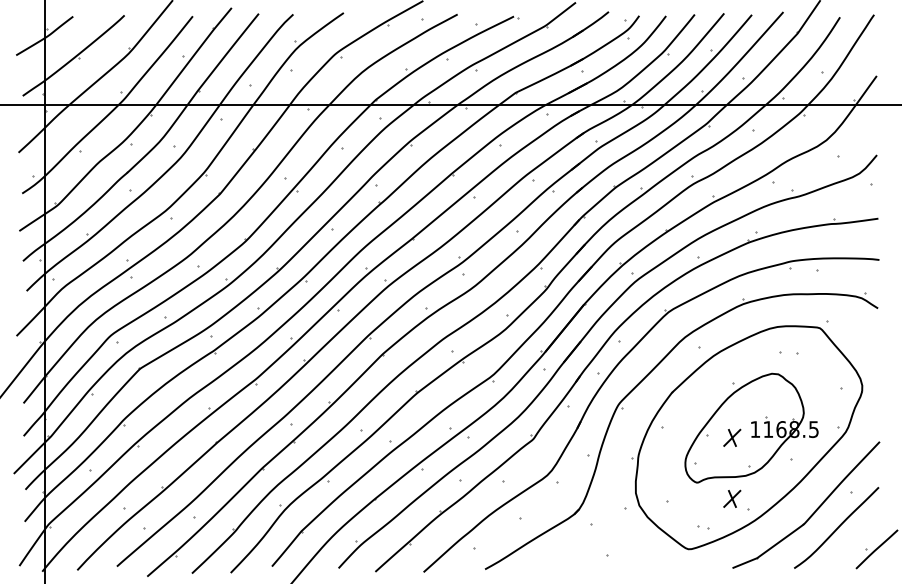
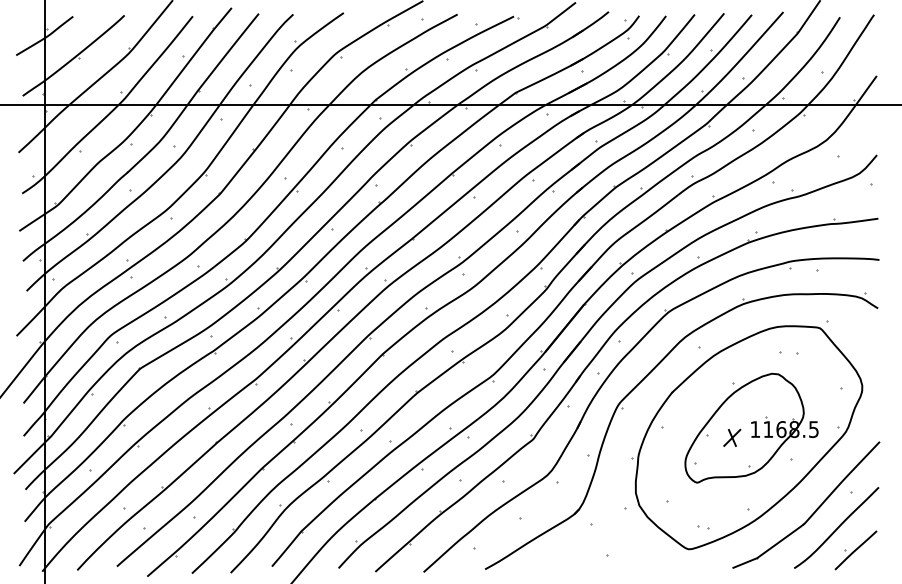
part: present -> none (732, 498)
part position: (876, 549) -> (855, 550) (855, 550)
